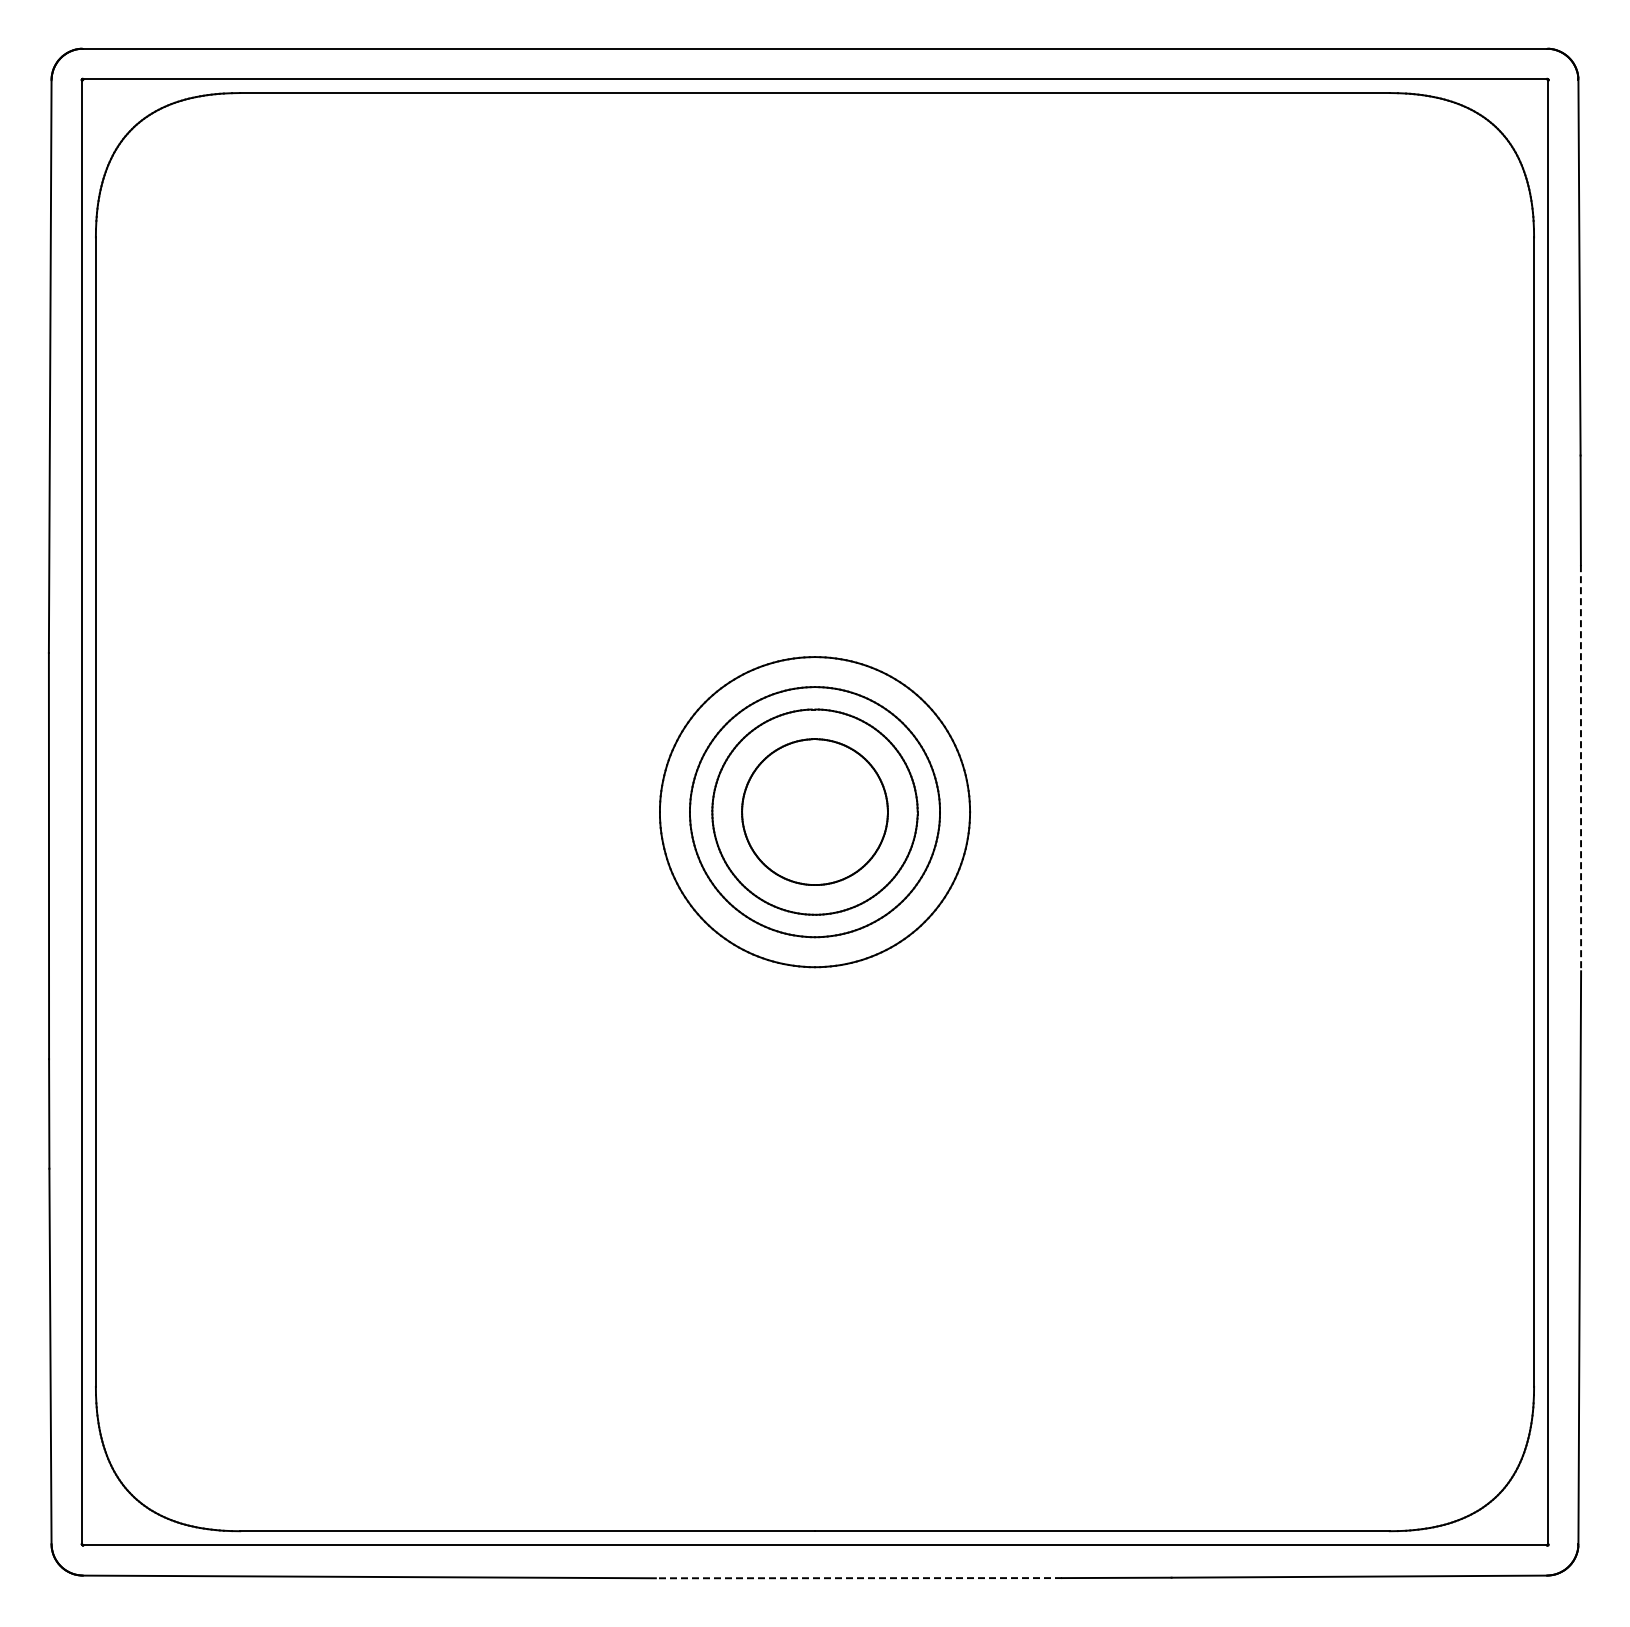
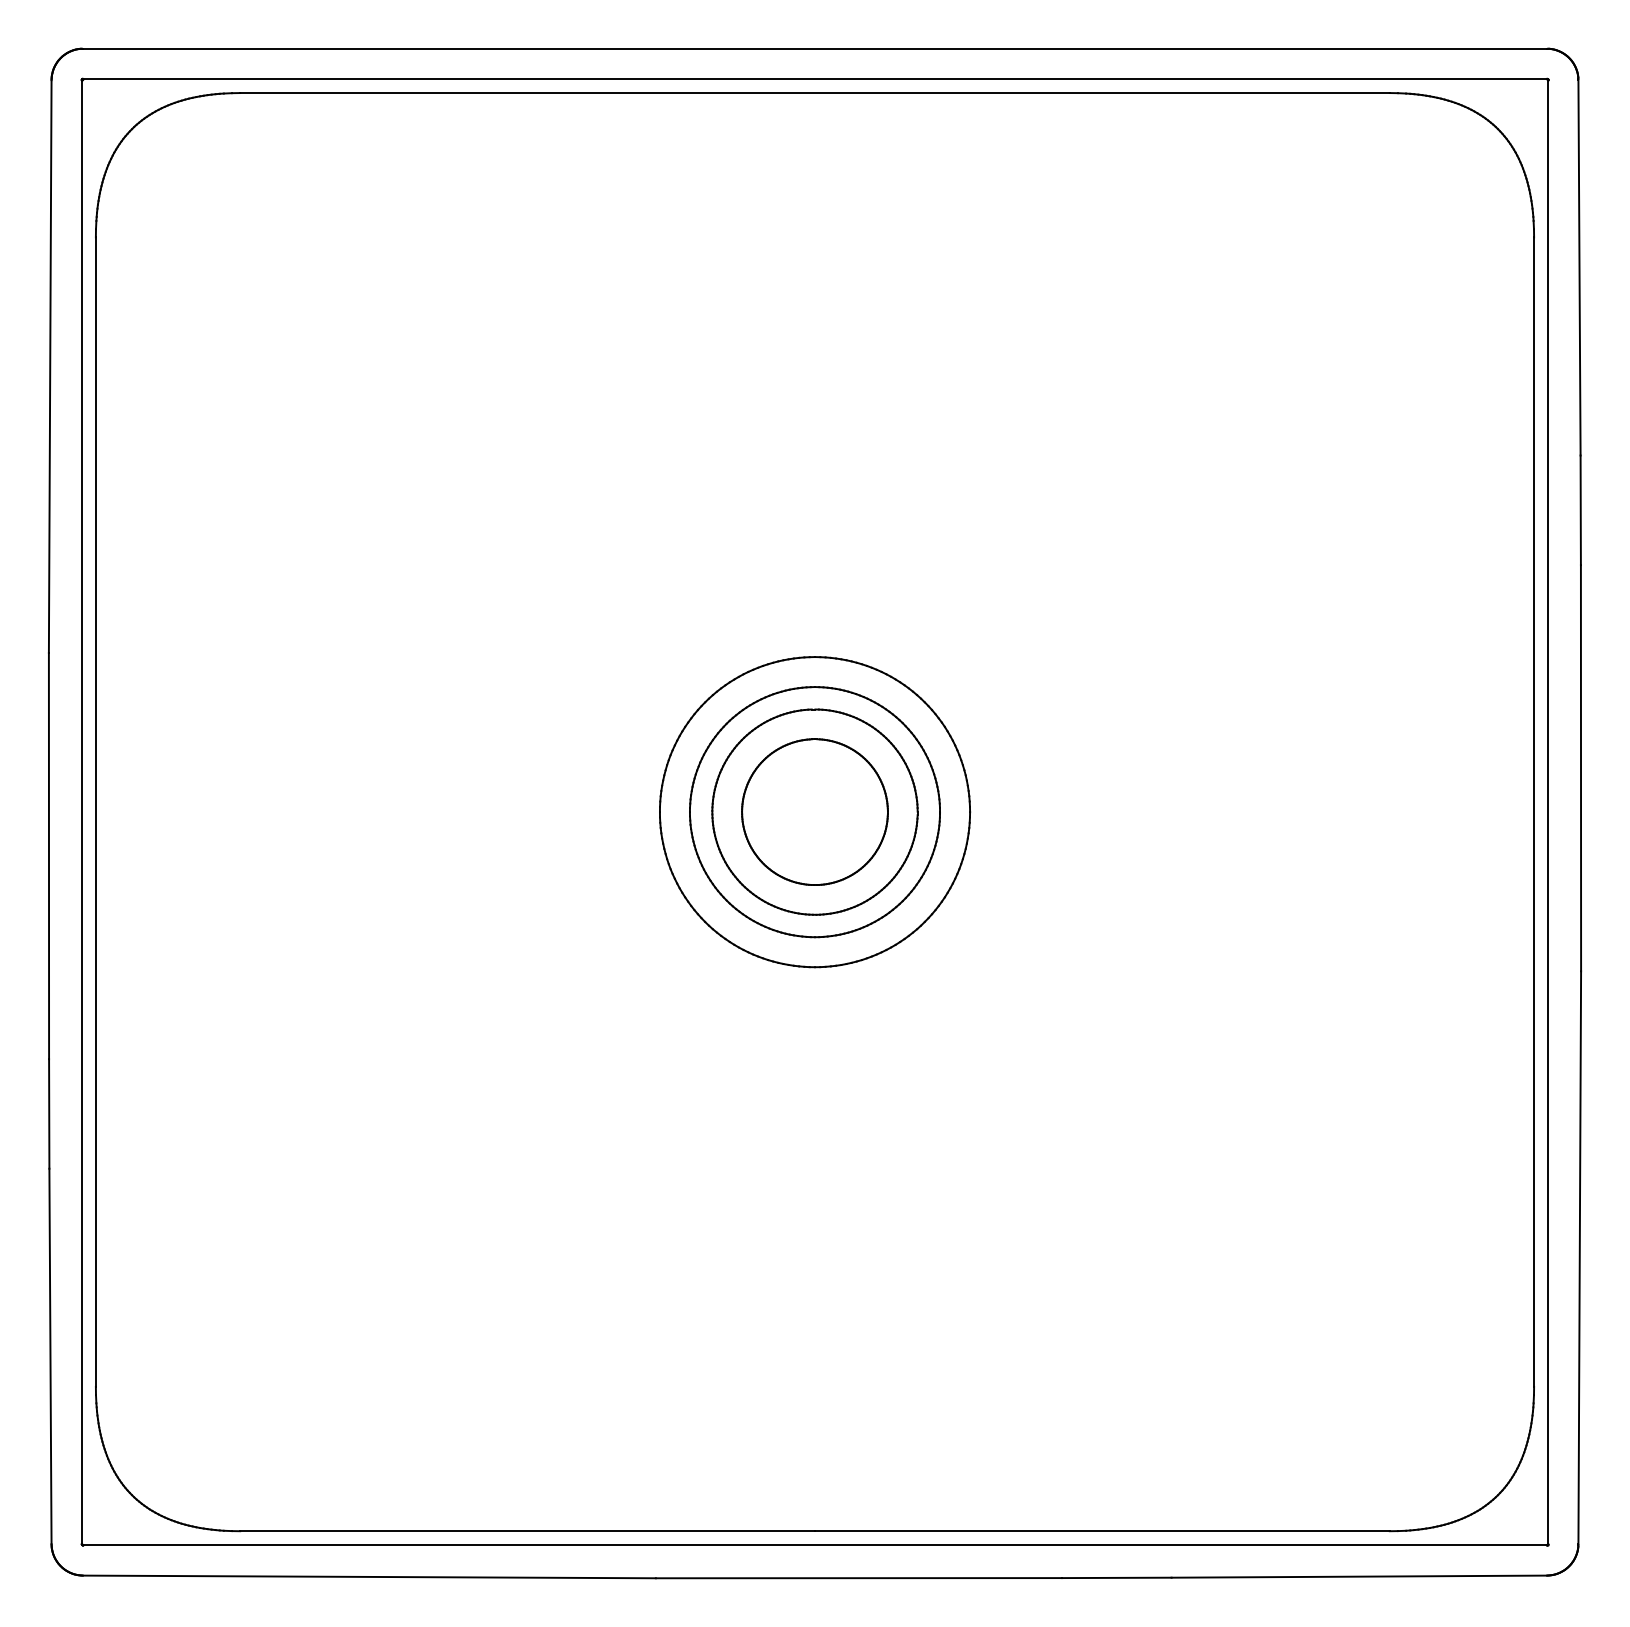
line: dashed -> solid (1581, 768)
line: dashed -> solid (858, 1578)
